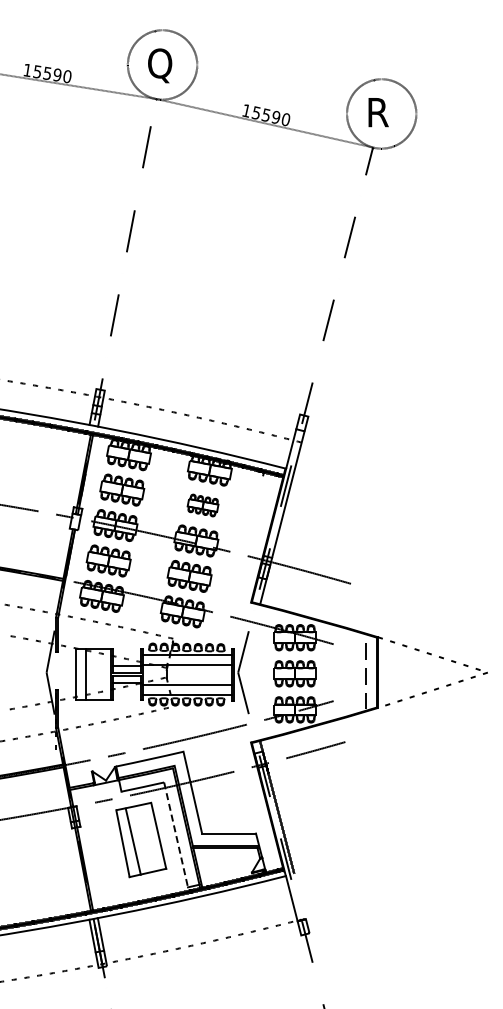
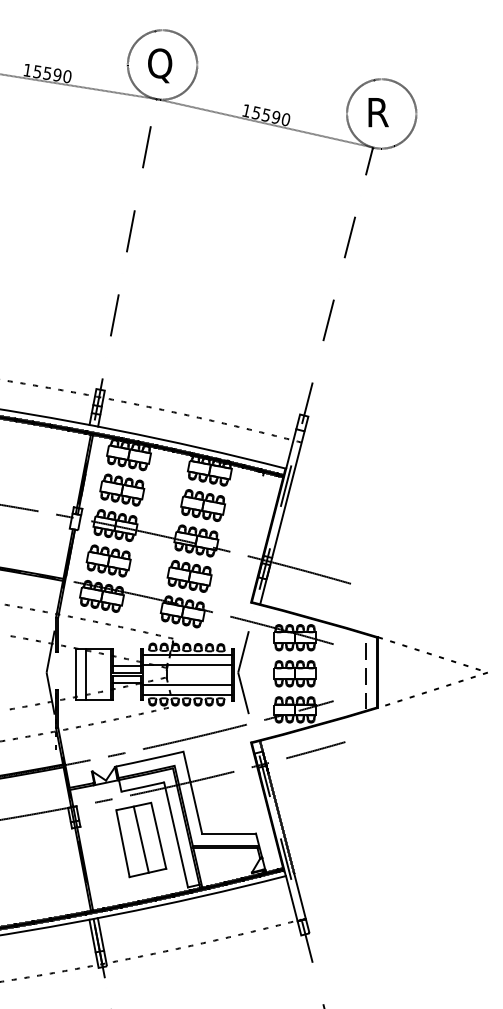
part size: 34x25 px -> 46x33 px (202, 505)
line: dashed -> solid (176, 834)
line position: (132, 841) -> (140, 839) (140, 839)
line: none -> present (299, 896)
